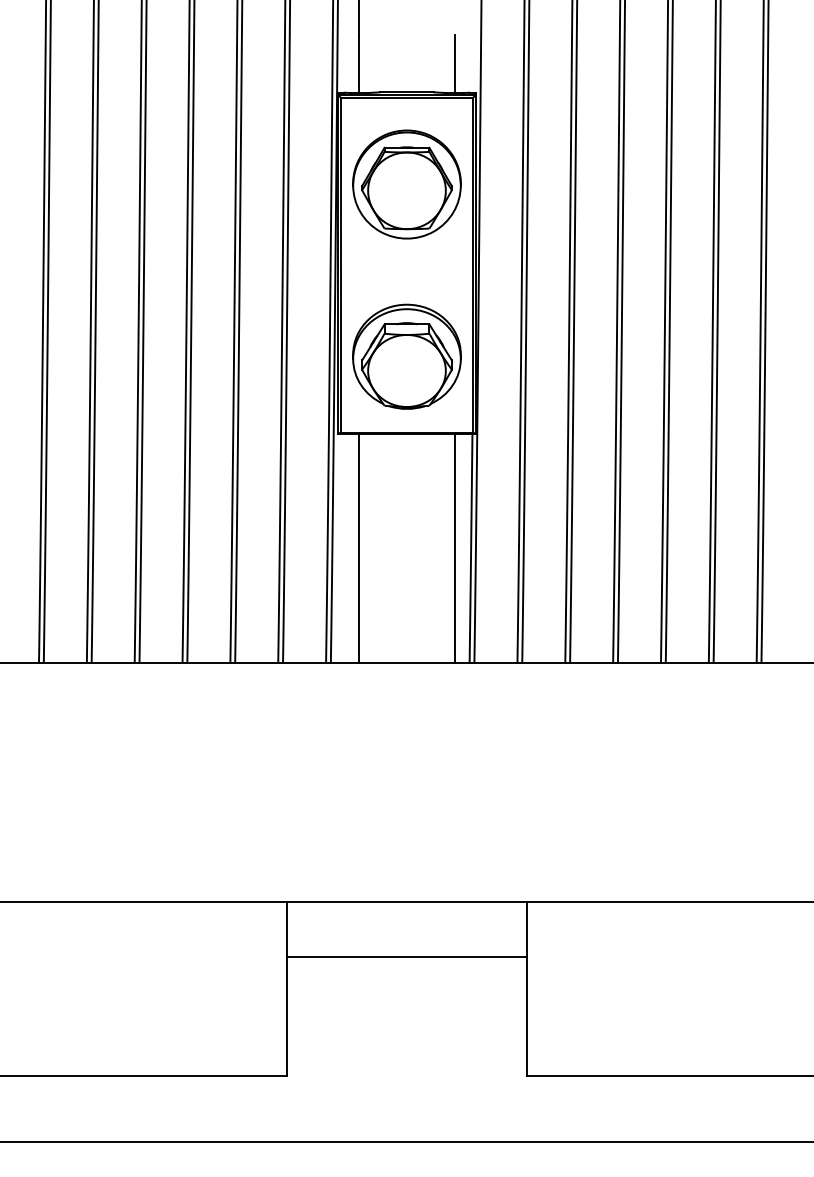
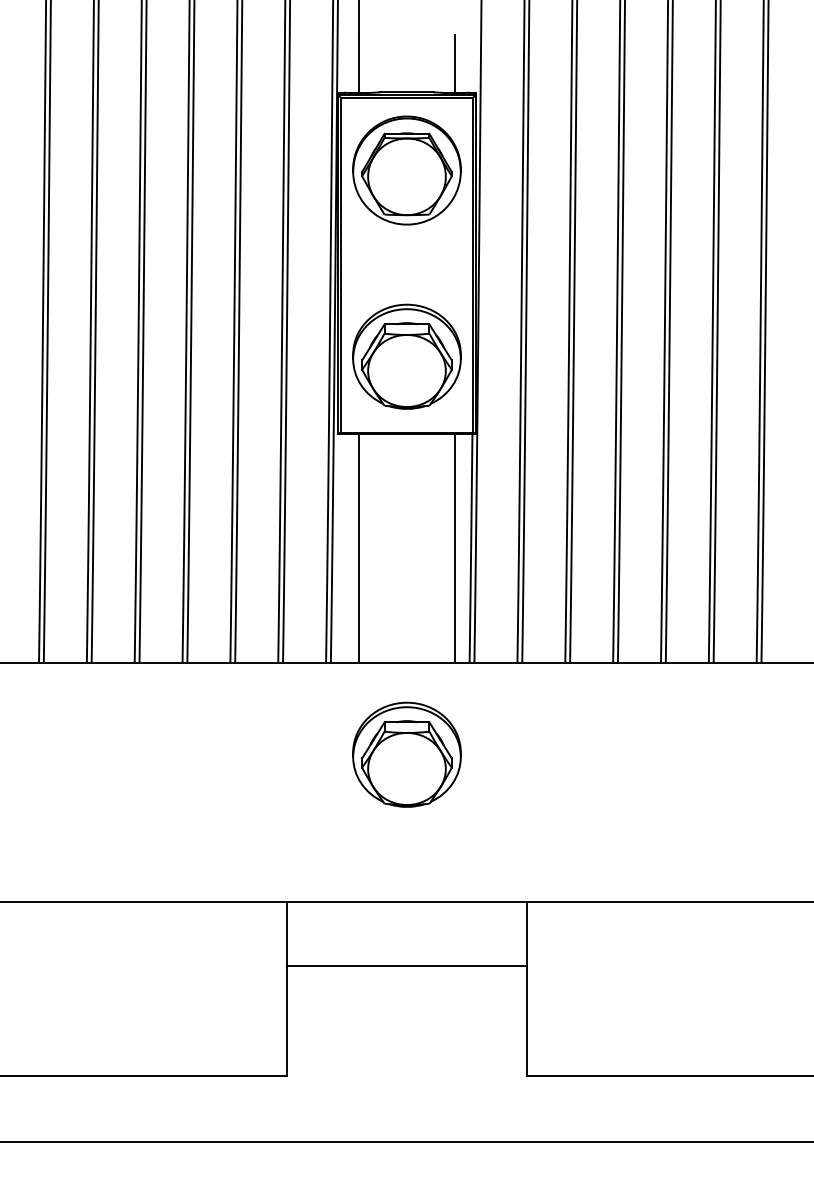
part position: (406, 184) -> (406, 170) (406, 170)
part: none -> present (406, 754)
line position: (406, 956) -> (406, 965) (406, 965)
